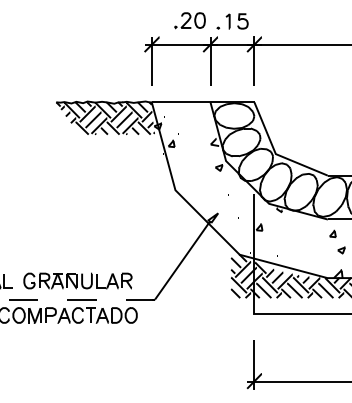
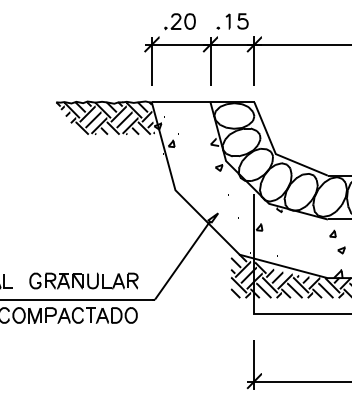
part position: (189, 20) -> (179, 21) (179, 21)
part position: (77, 280) -> (83, 280) (83, 280)
line: dashed -> solid (77, 299)
